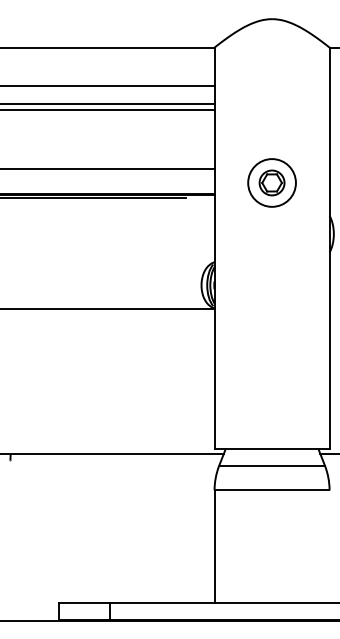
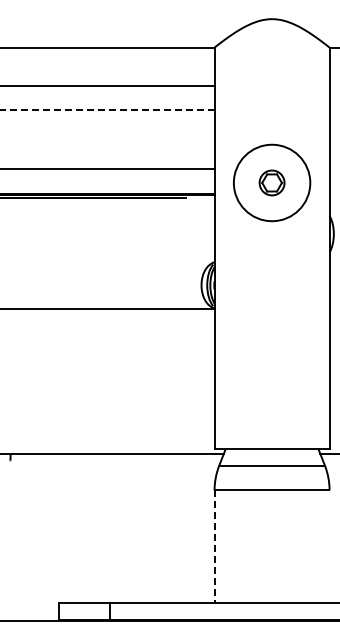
line: present -> none (108, 103)
line: solid -> dashed (107, 110)
circle diameter: 48 px -> 76 px (271, 182)
line: solid -> dashed (214, 547)
